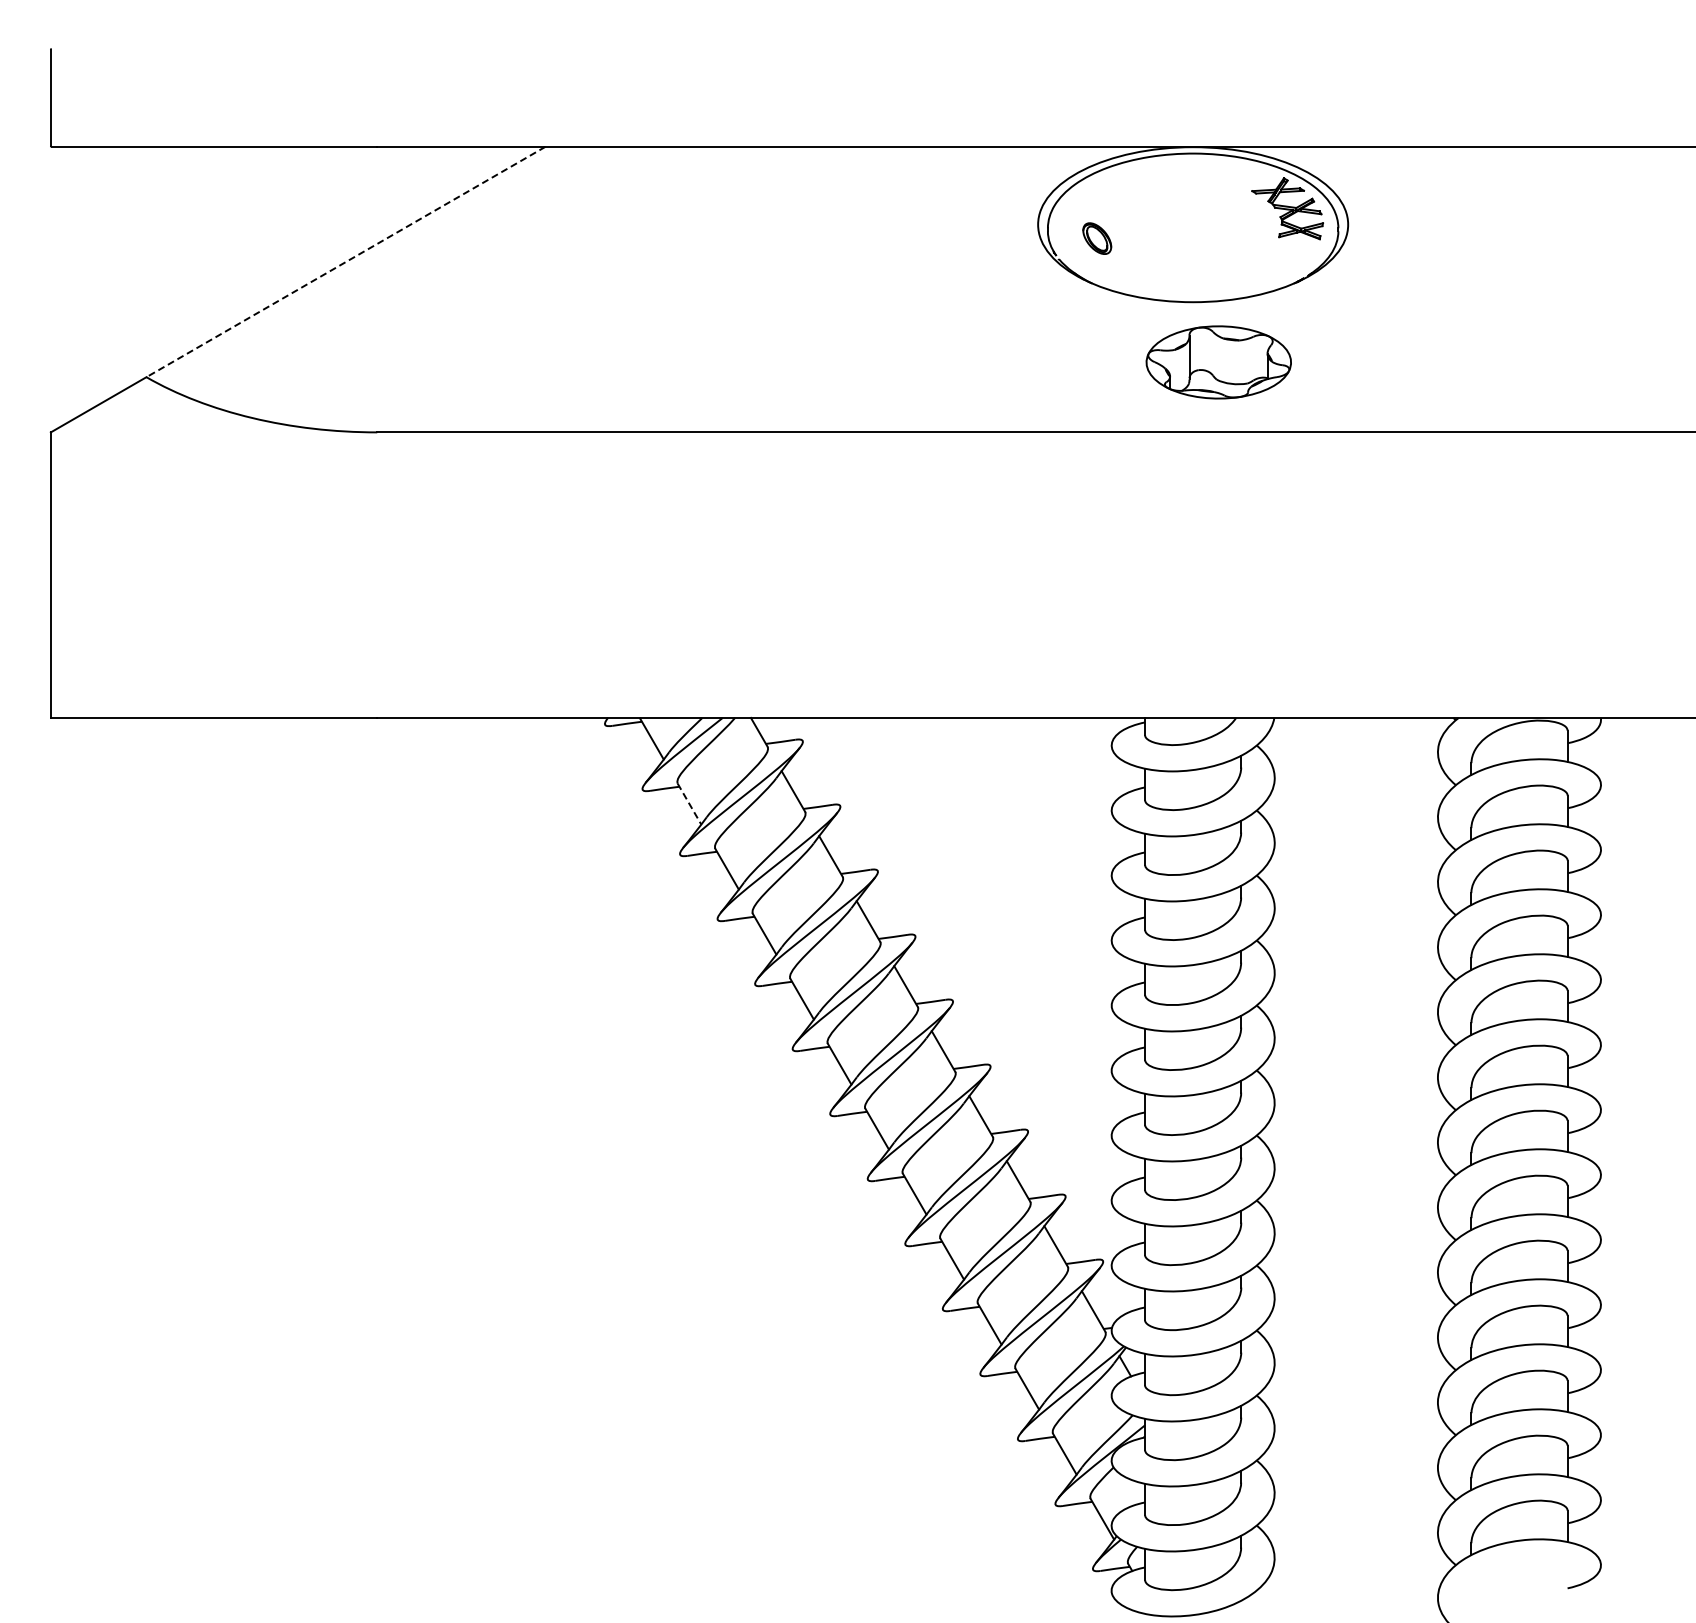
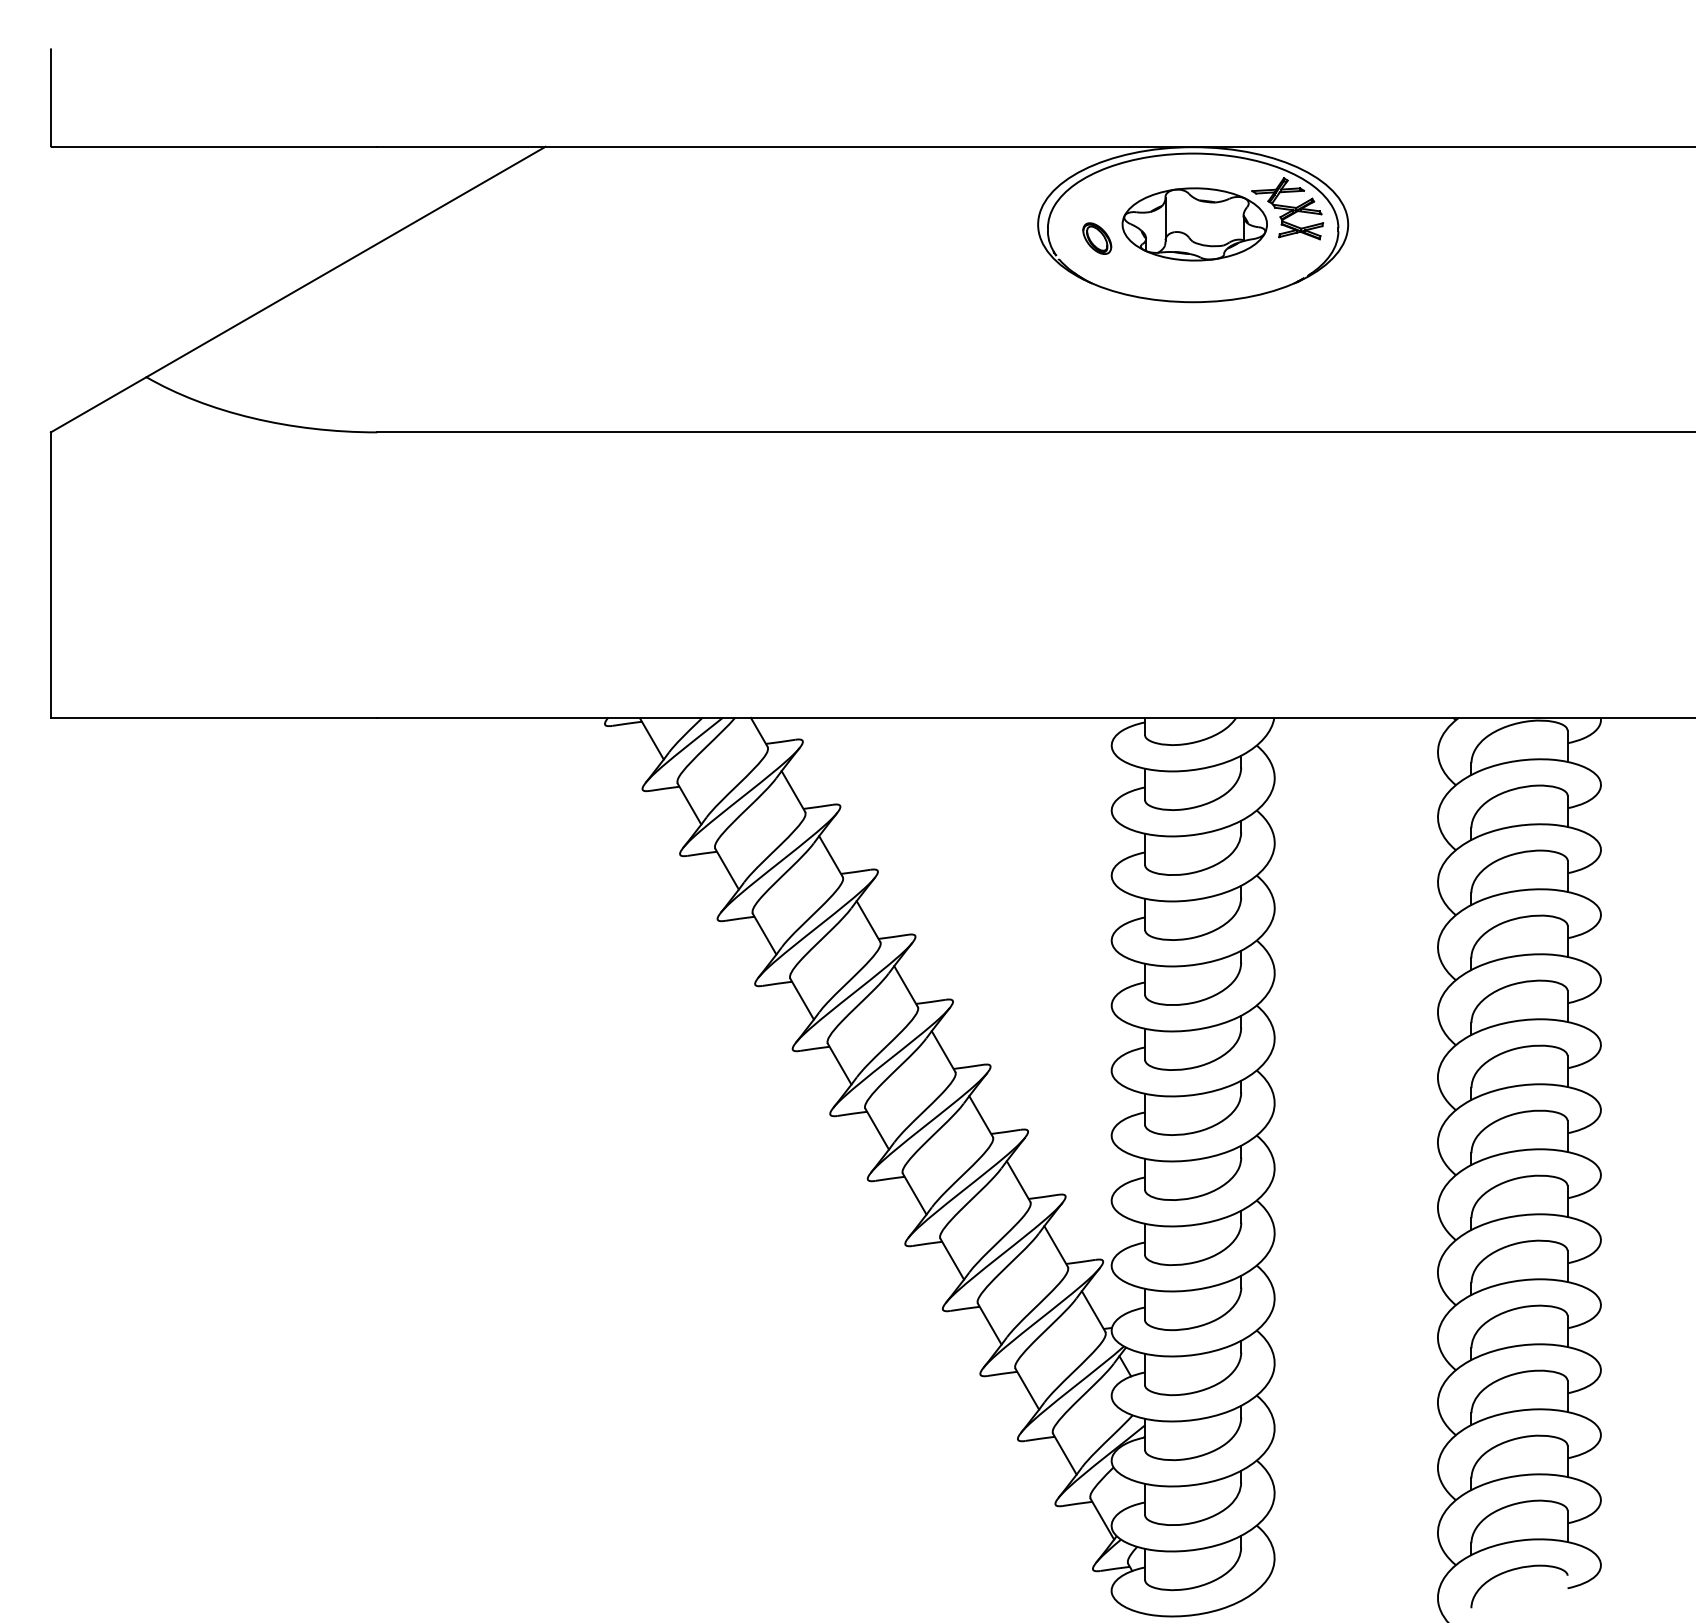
line: dashed -> solid (345, 262)
part position: (1218, 362) -> (1194, 224) (1194, 224)
line: dashed -> solid (689, 804)
curve: none -> present (1514, 1570)
